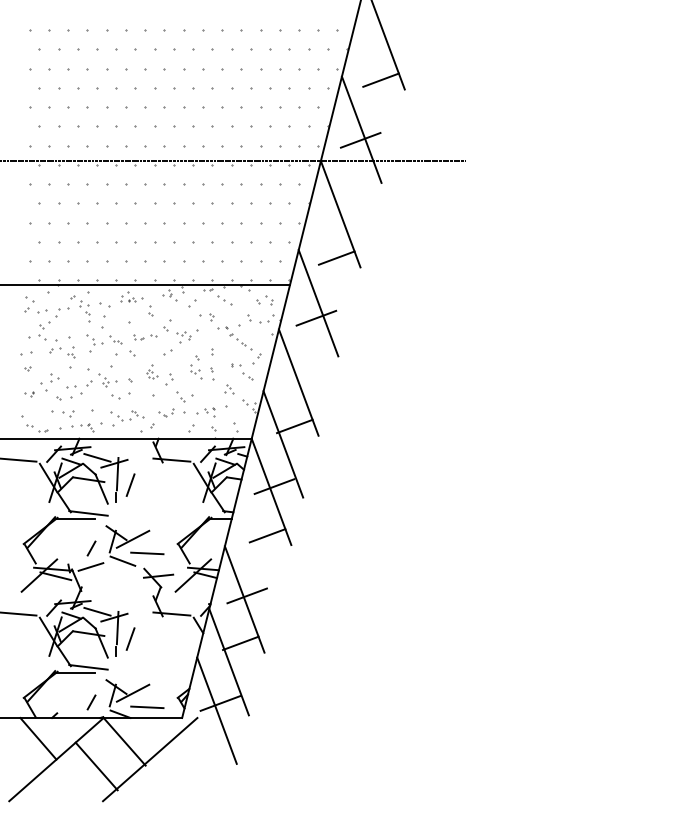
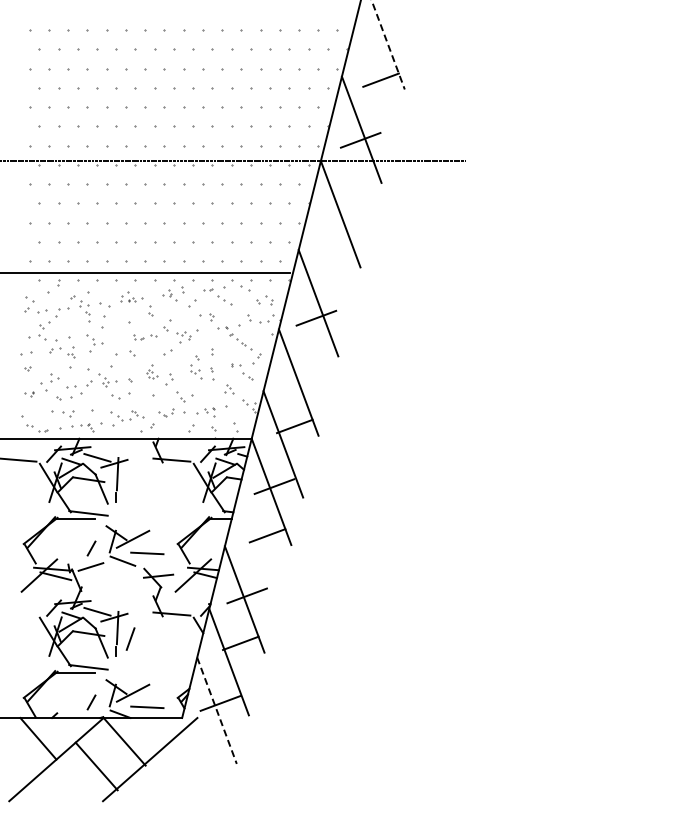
line: solid -> dashed (388, 45)
line: present -> none (336, 257)
line position: (146, 284) -> (146, 272) (146, 272)
part: present -> none (115, 339)
line: present -> none (130, 484)
line: present -> none (19, 613)
line: solid -> dashed (217, 710)
